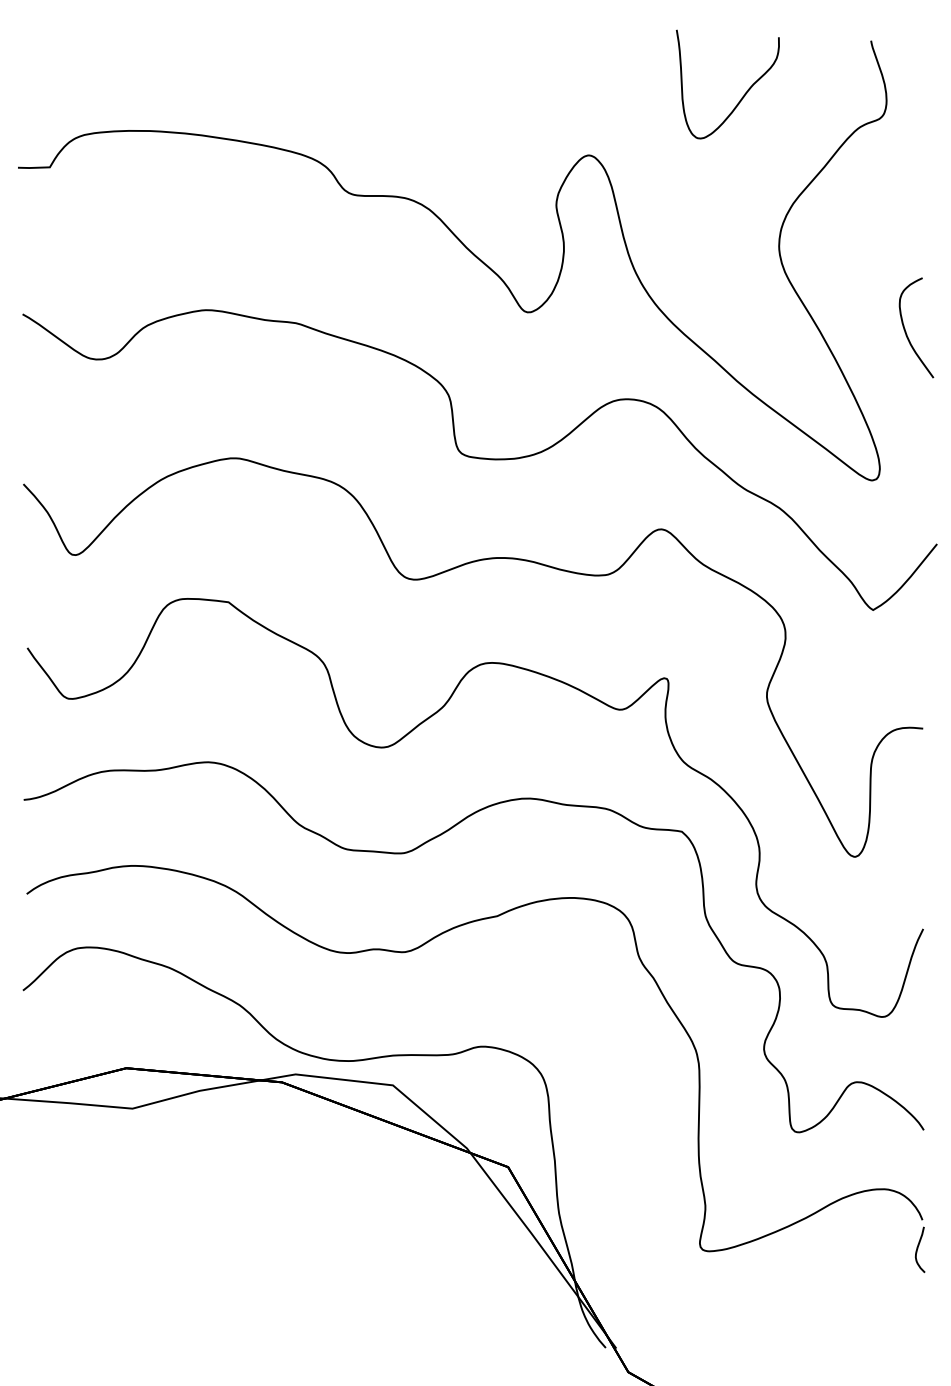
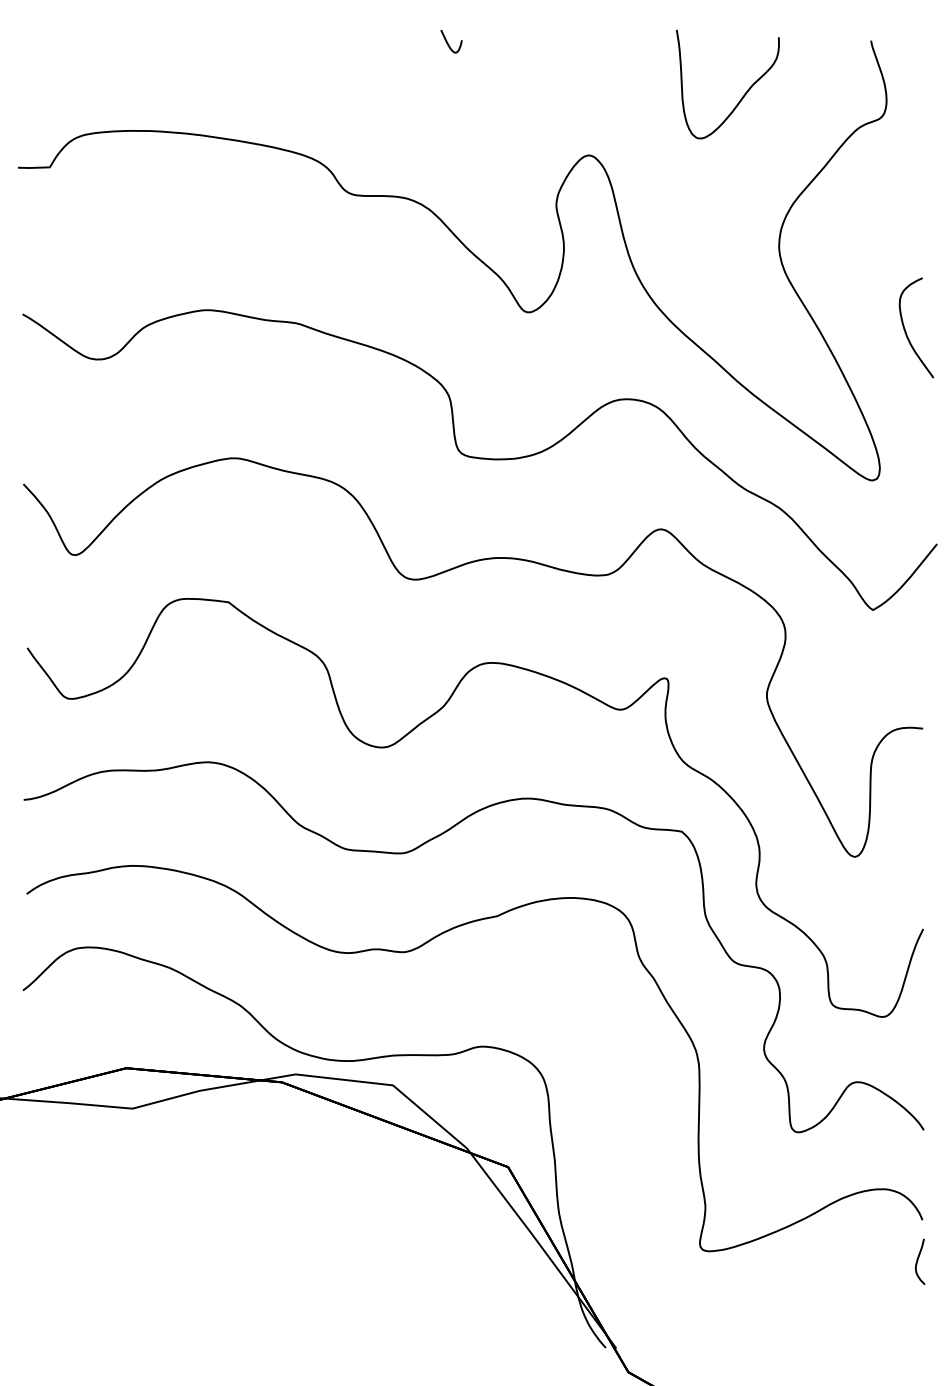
curve: none -> present (448, 43)
curve position: (918, 1248) -> (918, 1260) (918, 1260)
